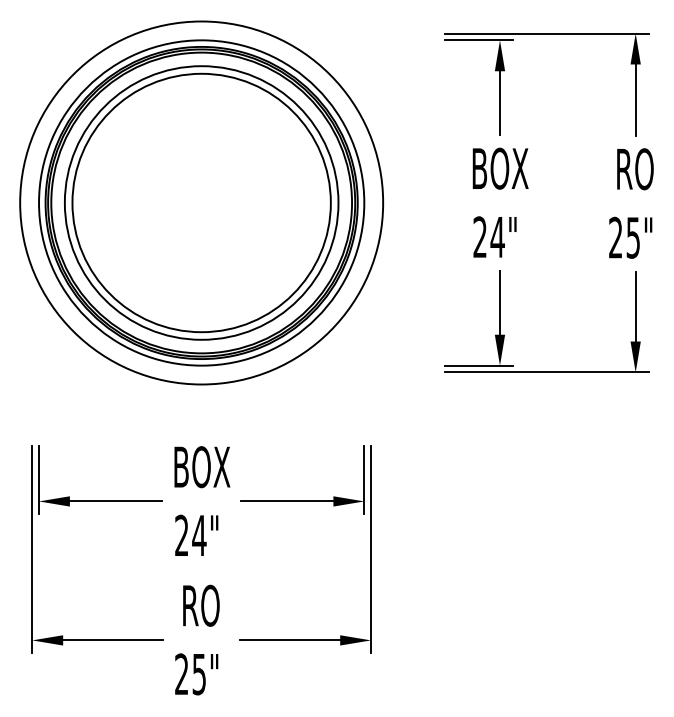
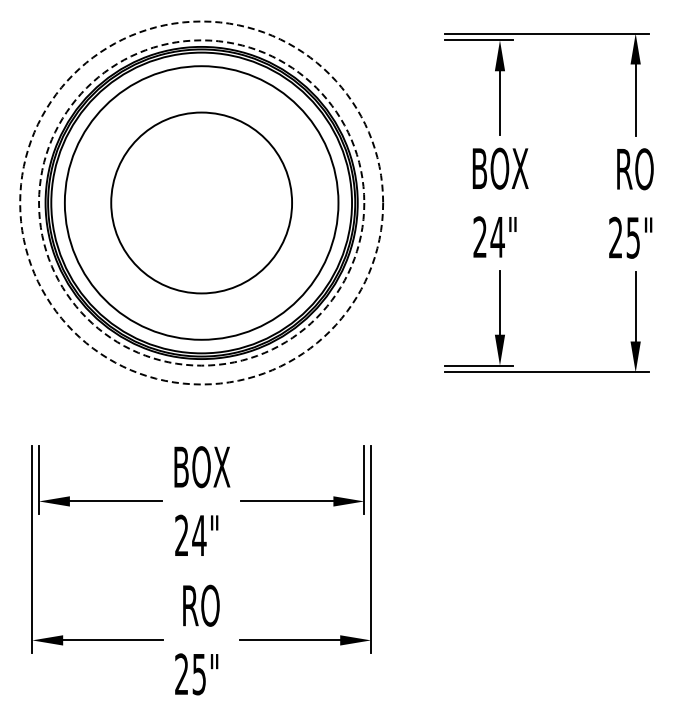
circle diameter: 258 px -> 181 px (201, 202)
circle: solid -> dashed (201, 202)
circle: solid -> dashed (201, 202)
